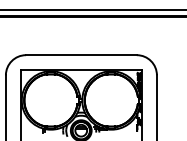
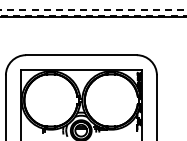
line: solid -> dashed (93, 9)
line: solid -> dashed (93, 15)
